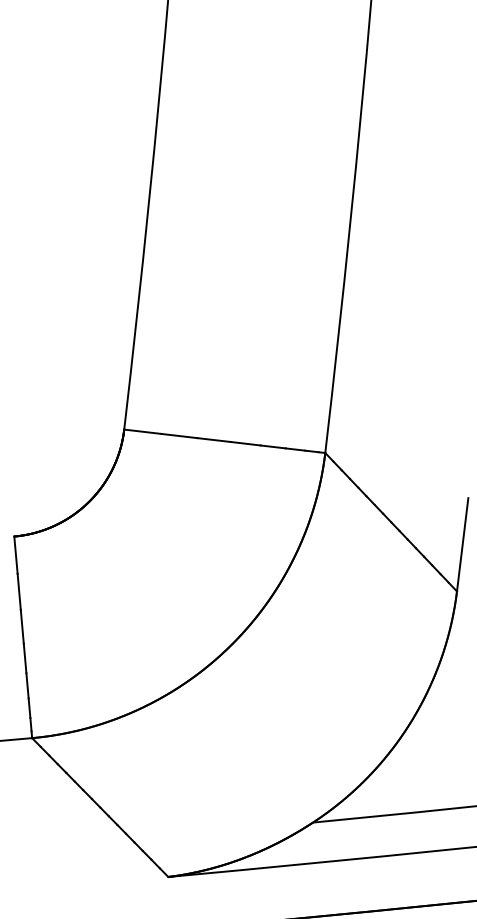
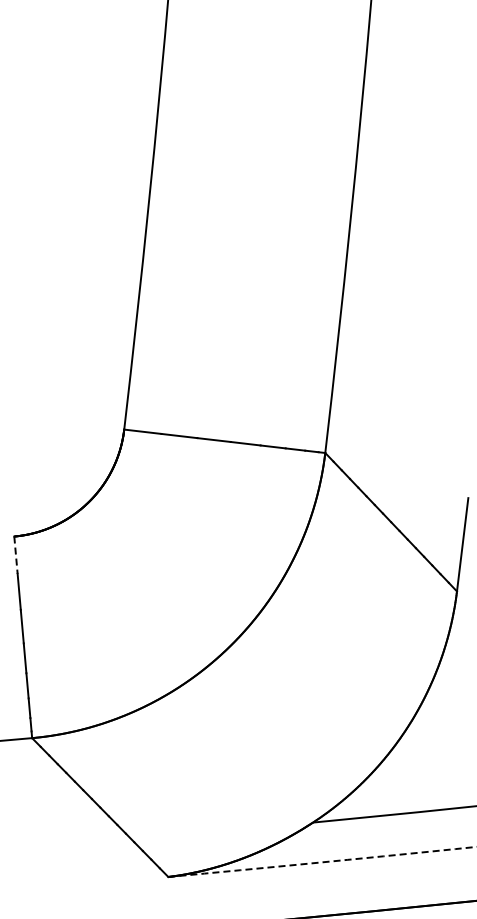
line: solid -> dashed (15, 555)
arc: solid -> dashed (322, 862)
